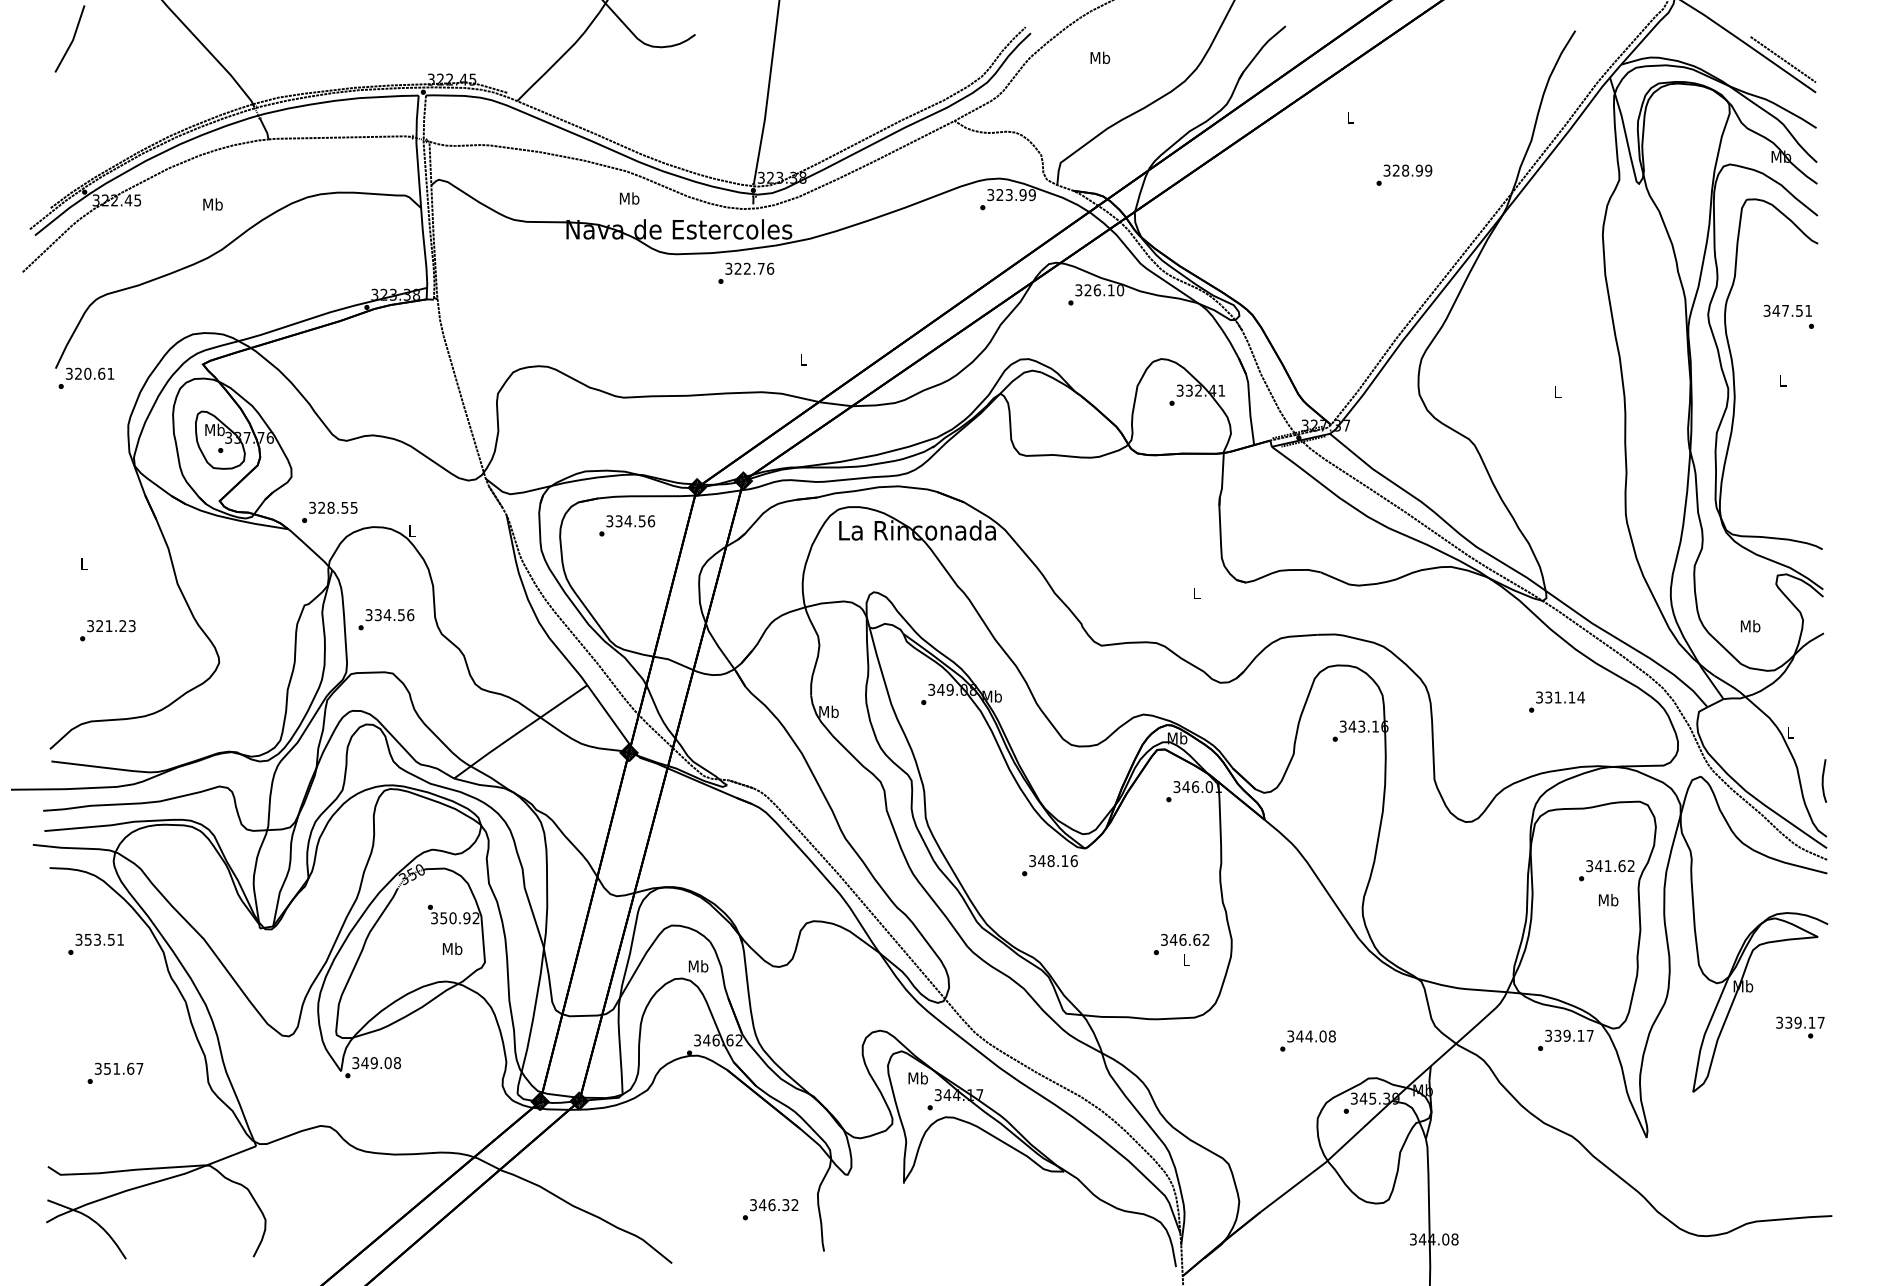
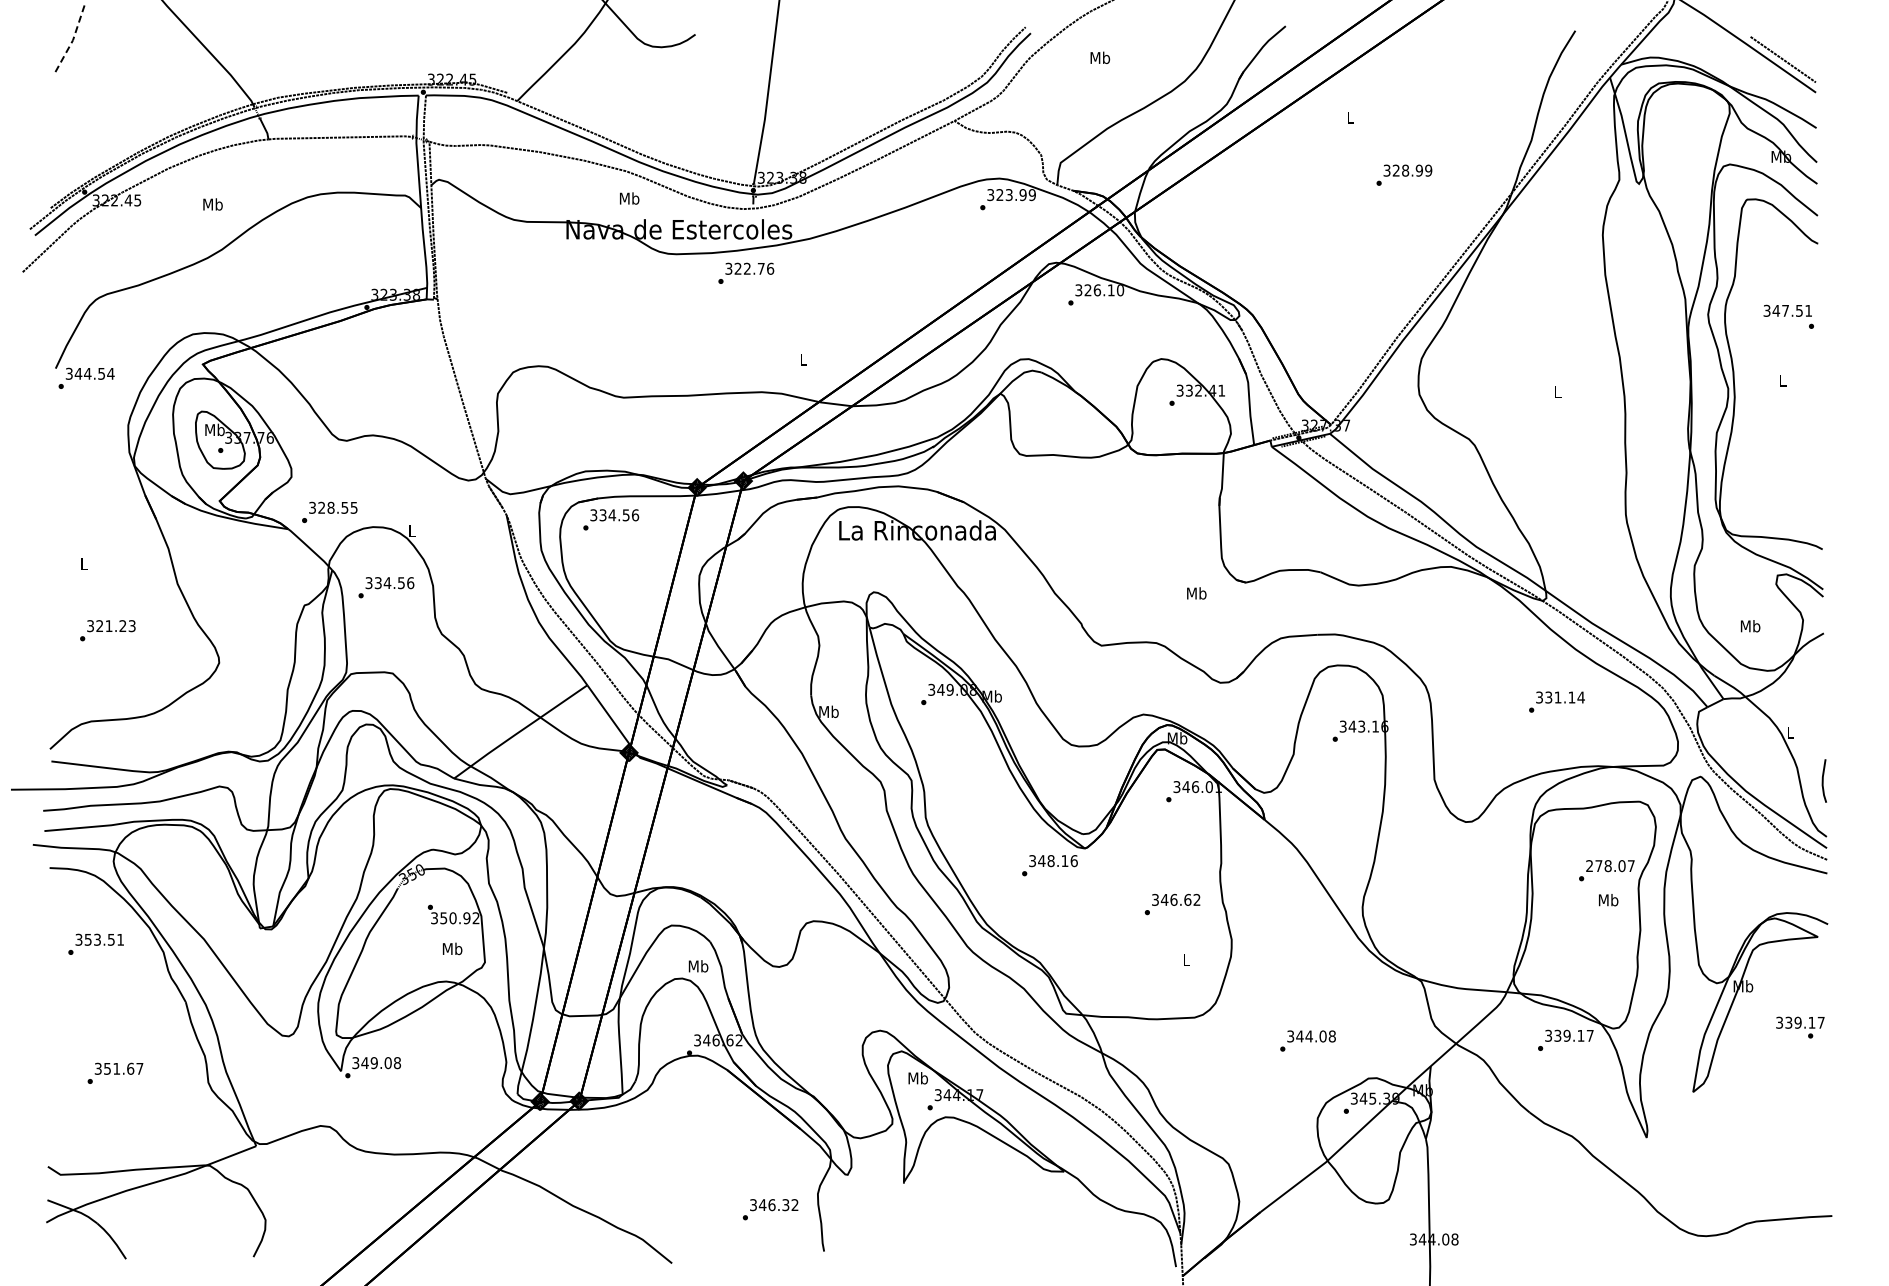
line: solid -> dashed (72, 40)
text: 320.61 -> 344.54 (94, 373)
text position: (627, 525) -> (611, 519) (611, 519)
text: L -> Mb (1196, 593)
text position: (386, 619) -> (386, 587) (386, 587)
text: 341.62 -> 278.07 (1610, 866)
text position: (1181, 944) -> (1172, 904) (1172, 904)
